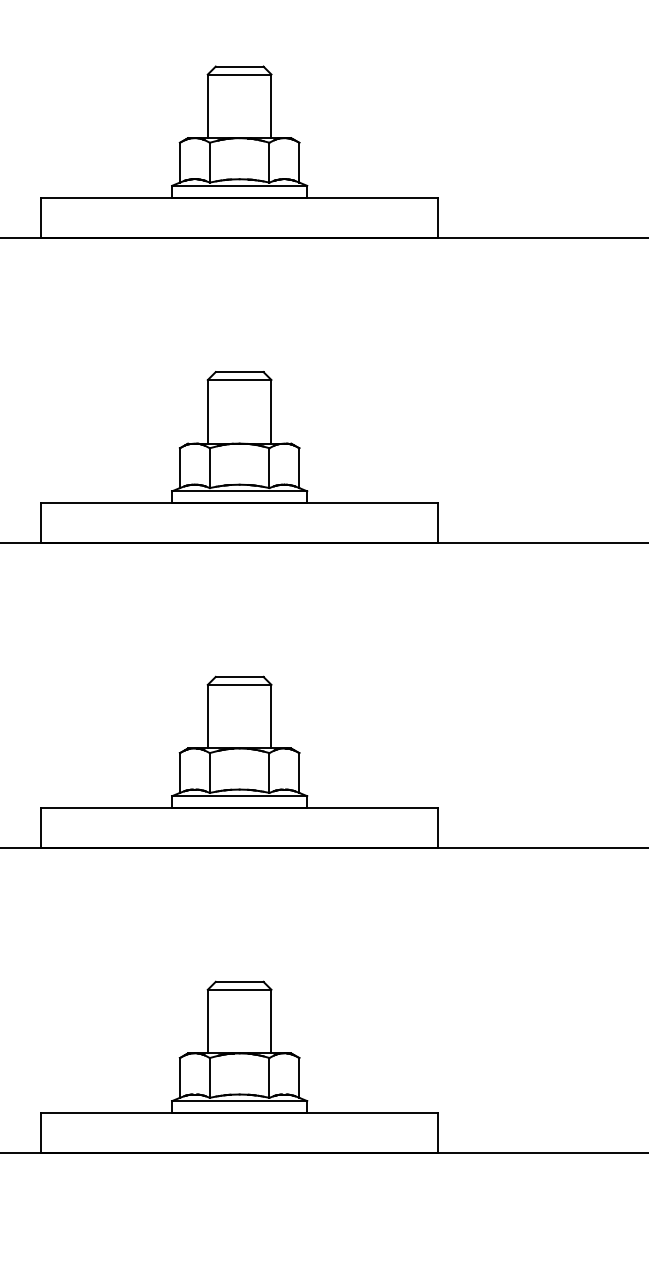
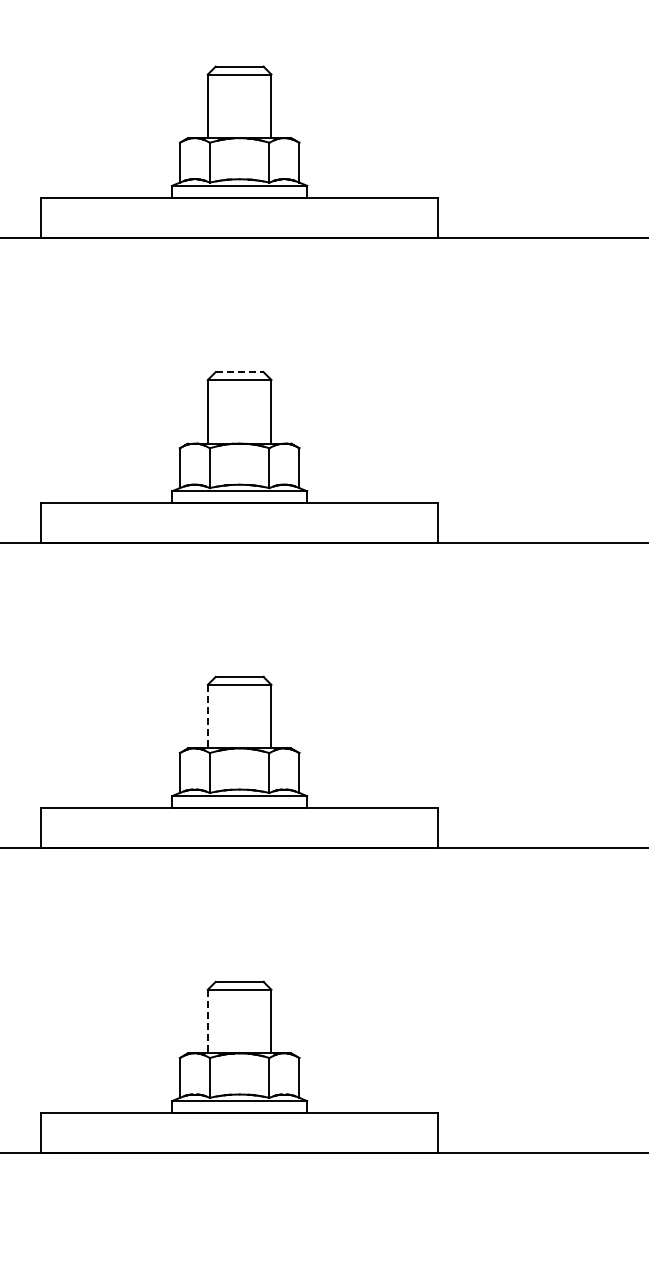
line: solid -> dashed (239, 372)
line: solid -> dashed (207, 716)
line: solid -> dashed (207, 1021)
